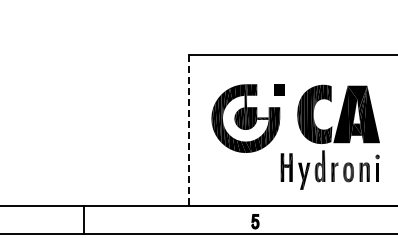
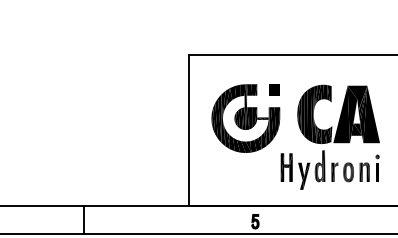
part position: (279, 89) -> (274, 89) (274, 89)
line: dashed -> solid (189, 130)
